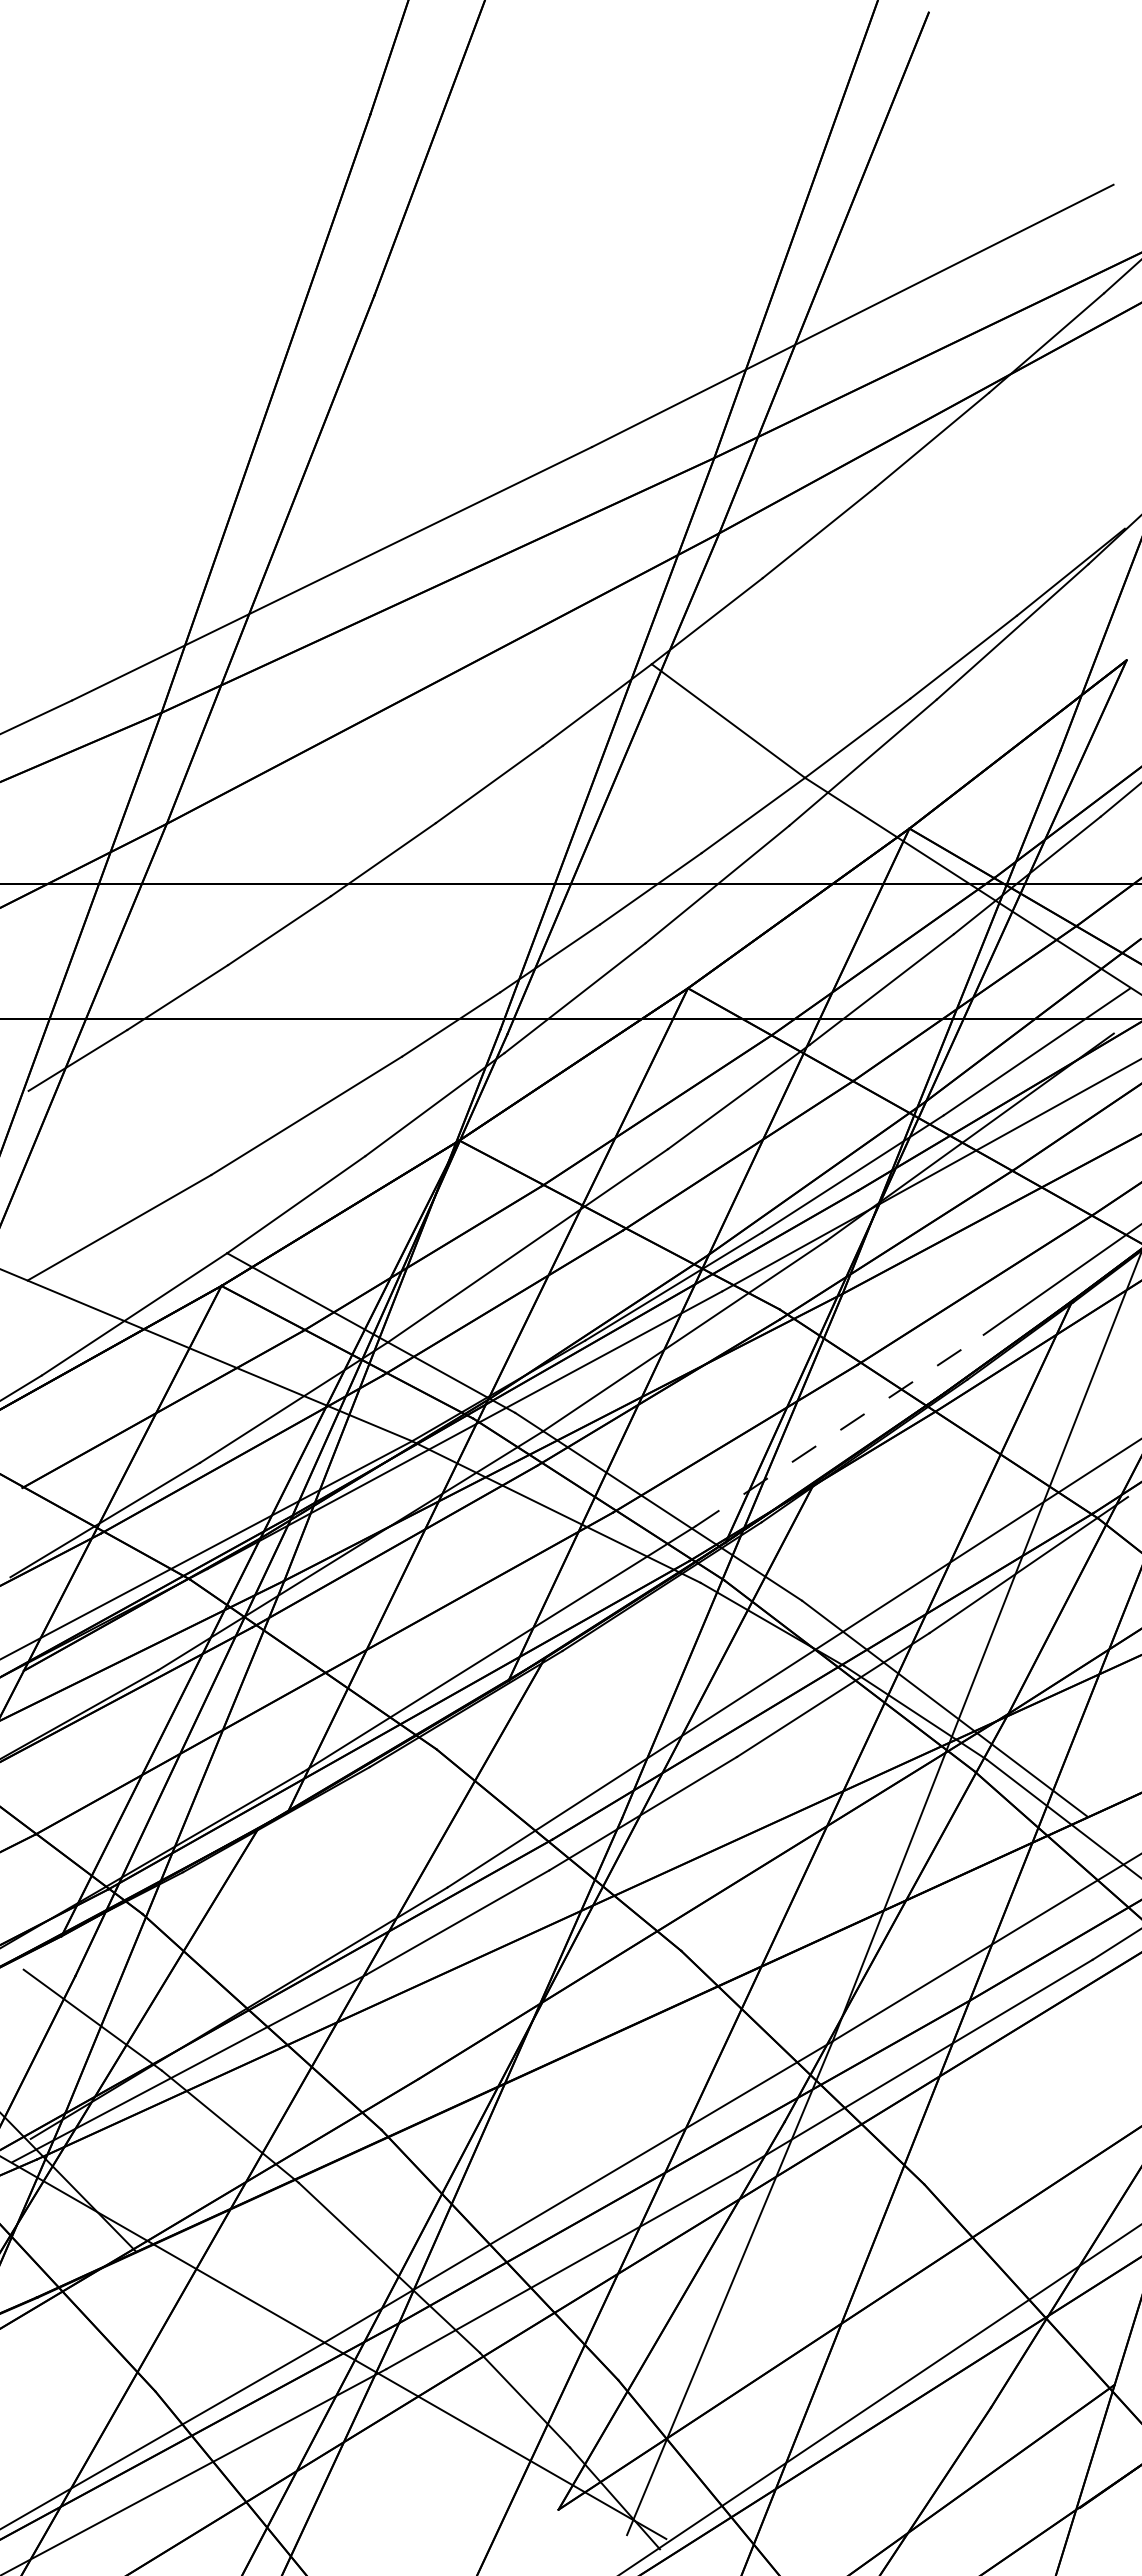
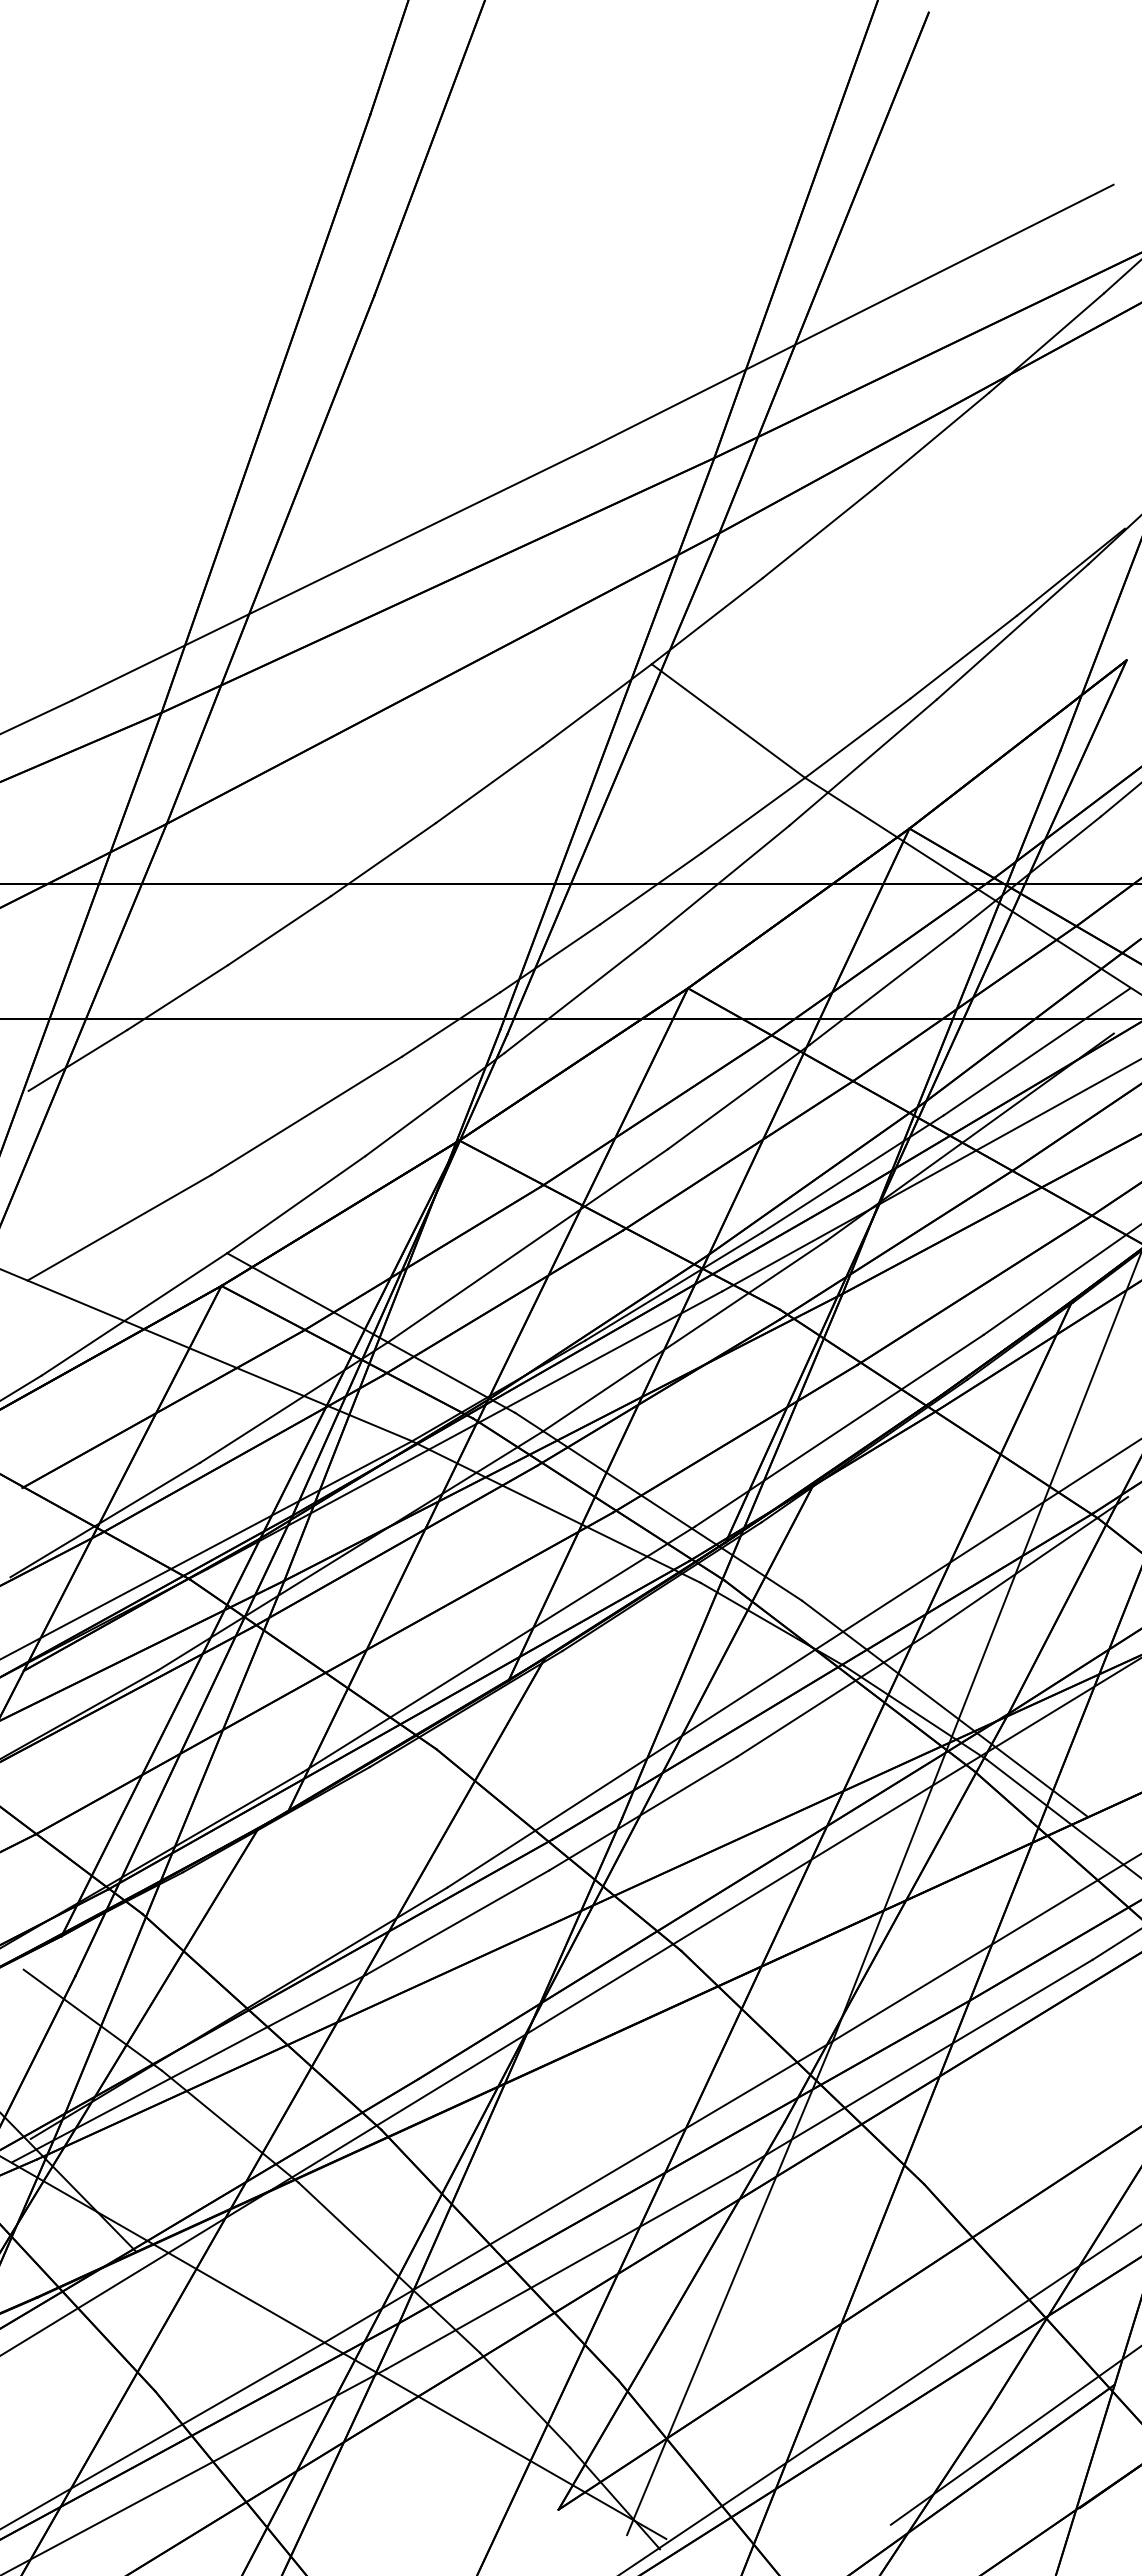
line: dashed -> solid (839, 1430)
line: none -> present (570, 2006)
line: none -> present (1014, 2436)
